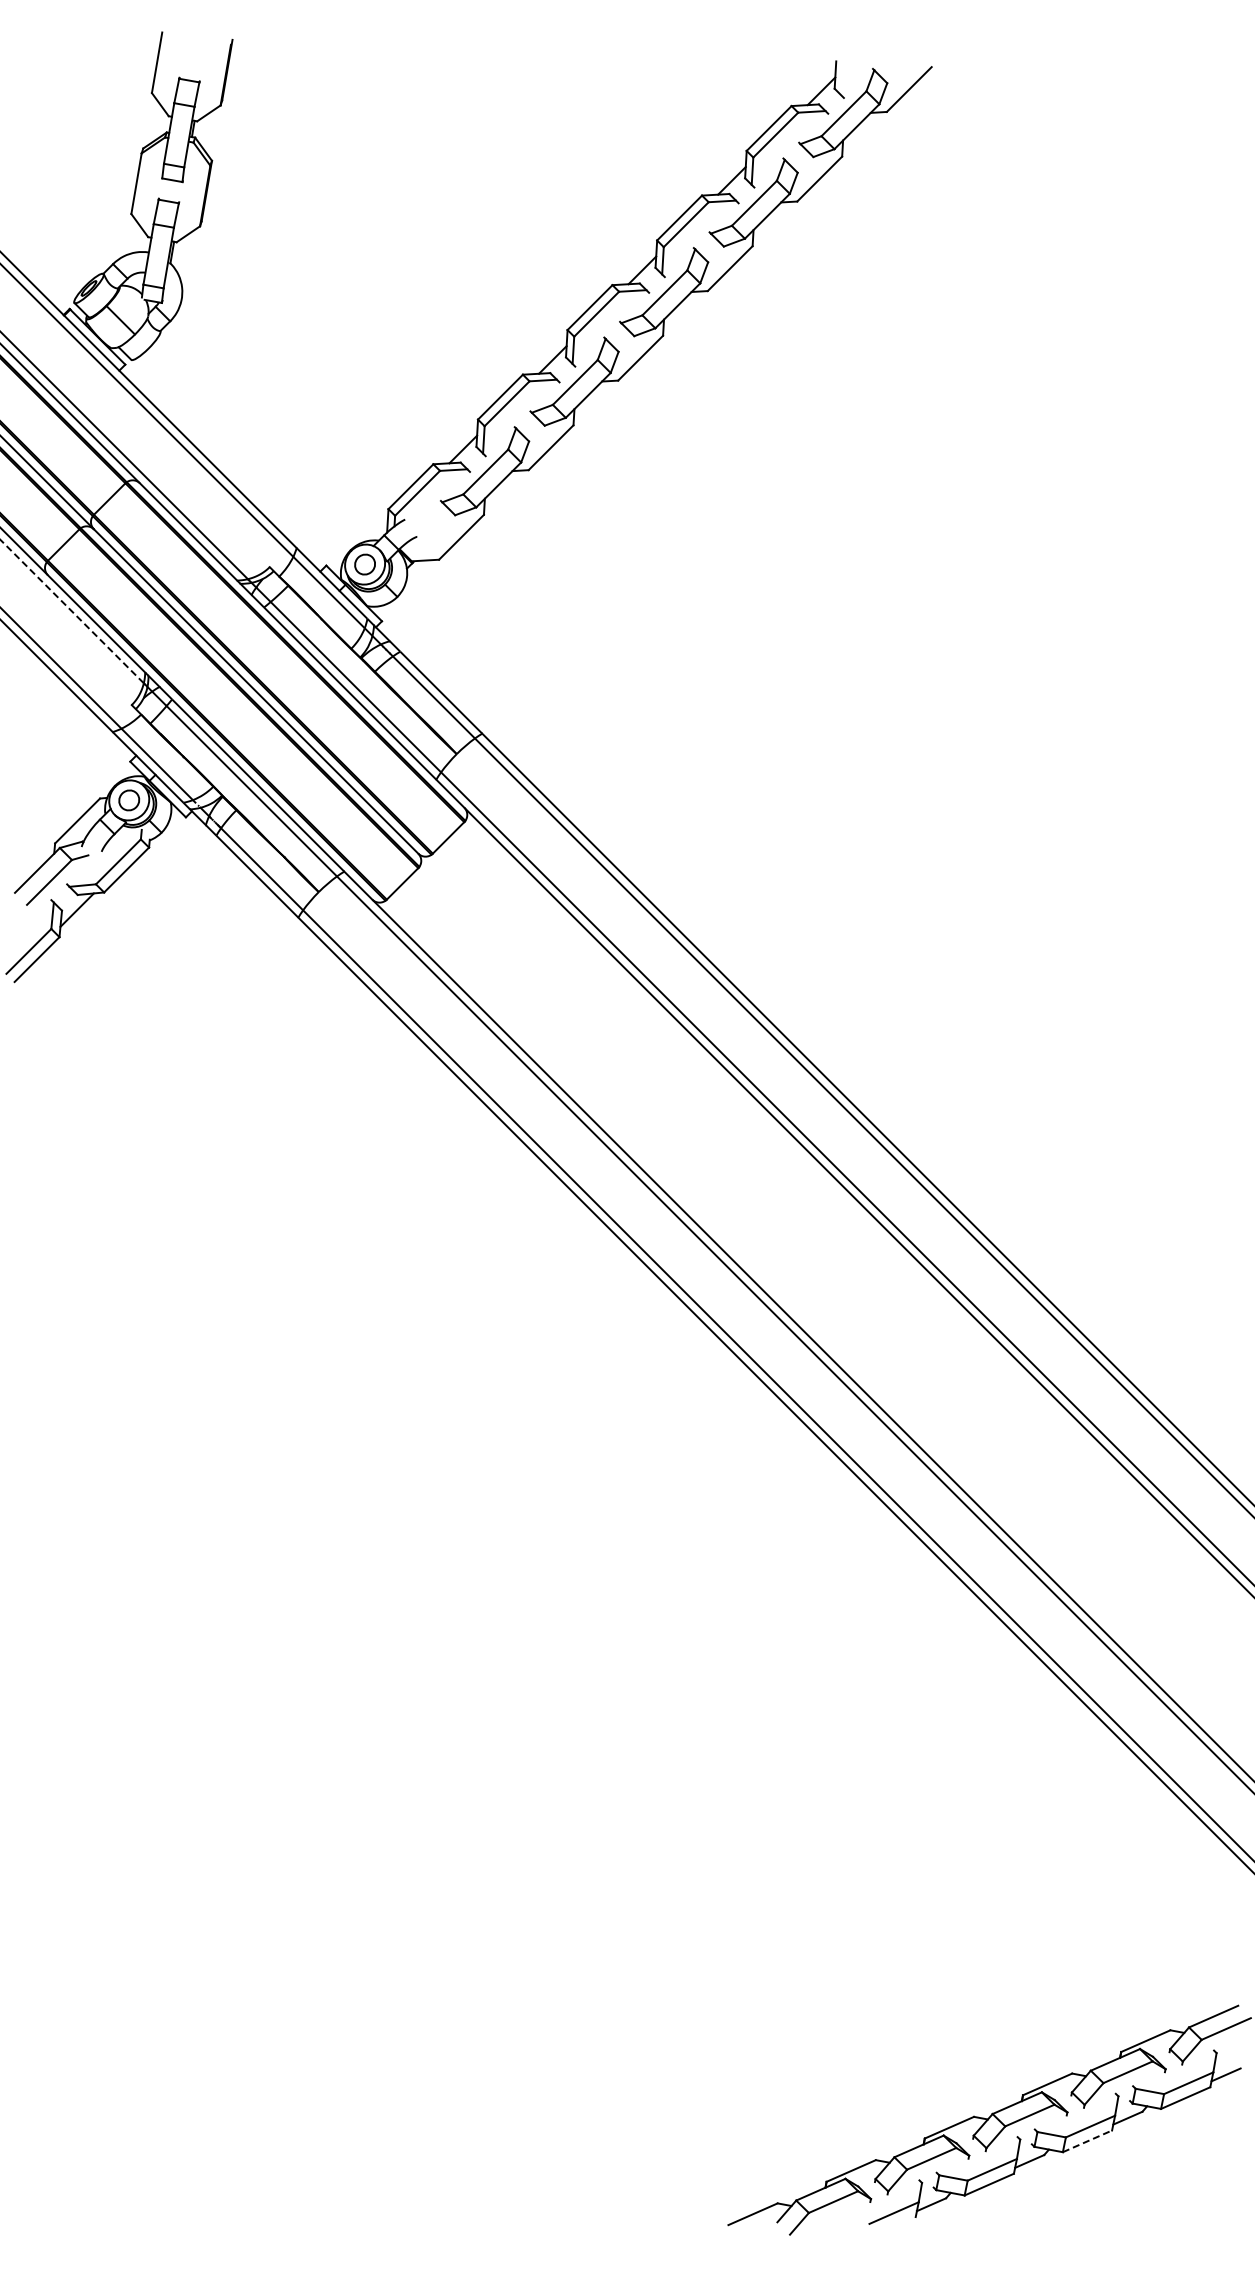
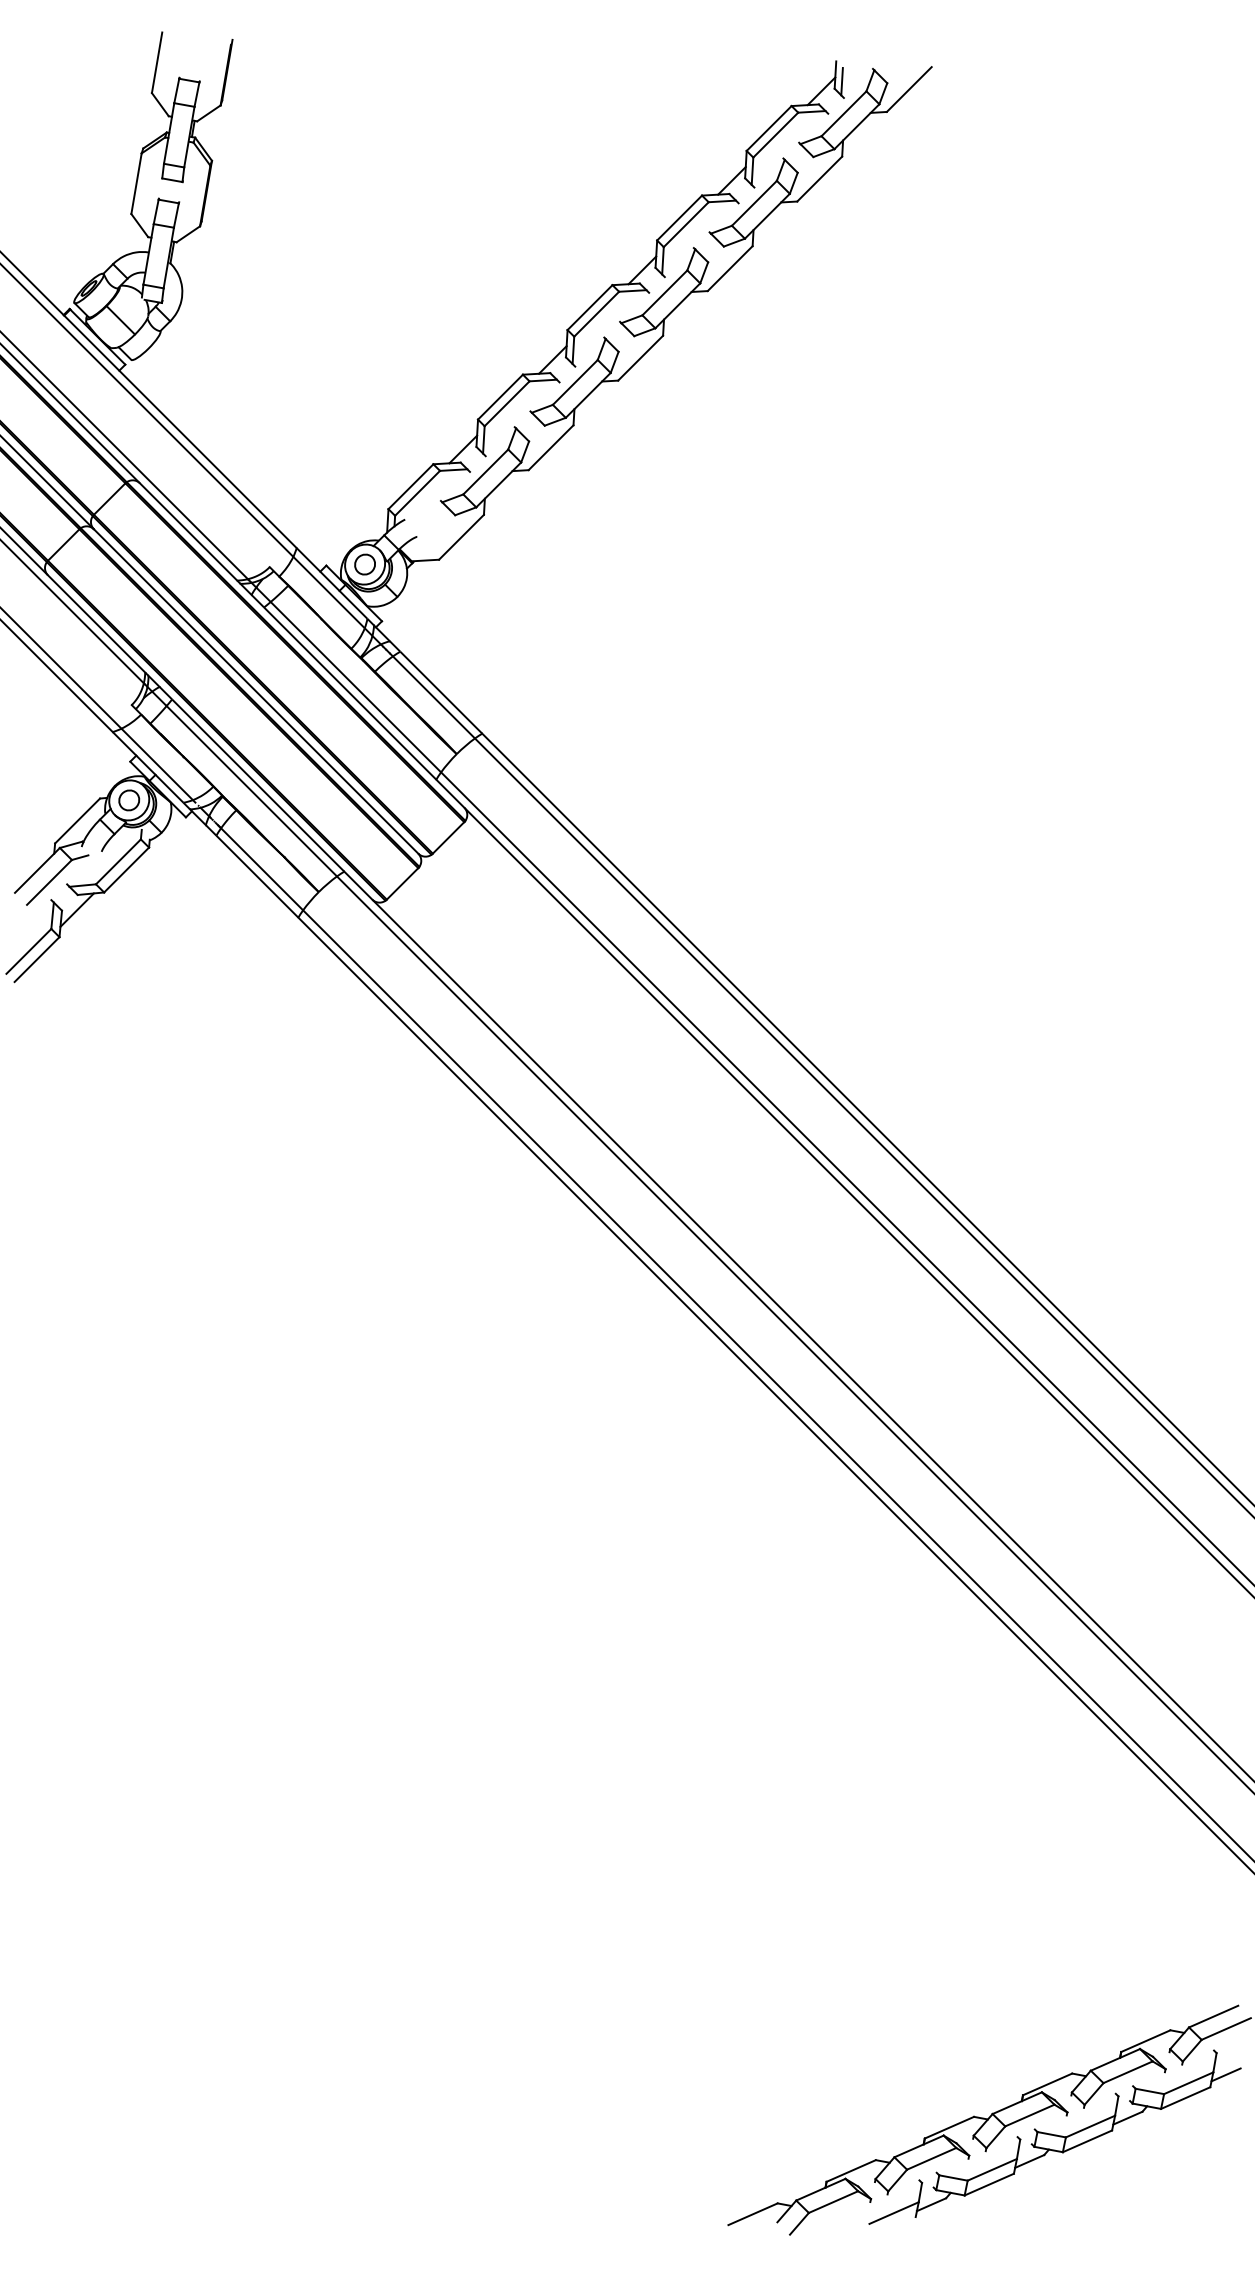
line: none -> present (841, 81)
line: dashed -> solid (71, 611)
line: dashed -> solid (1087, 2141)
